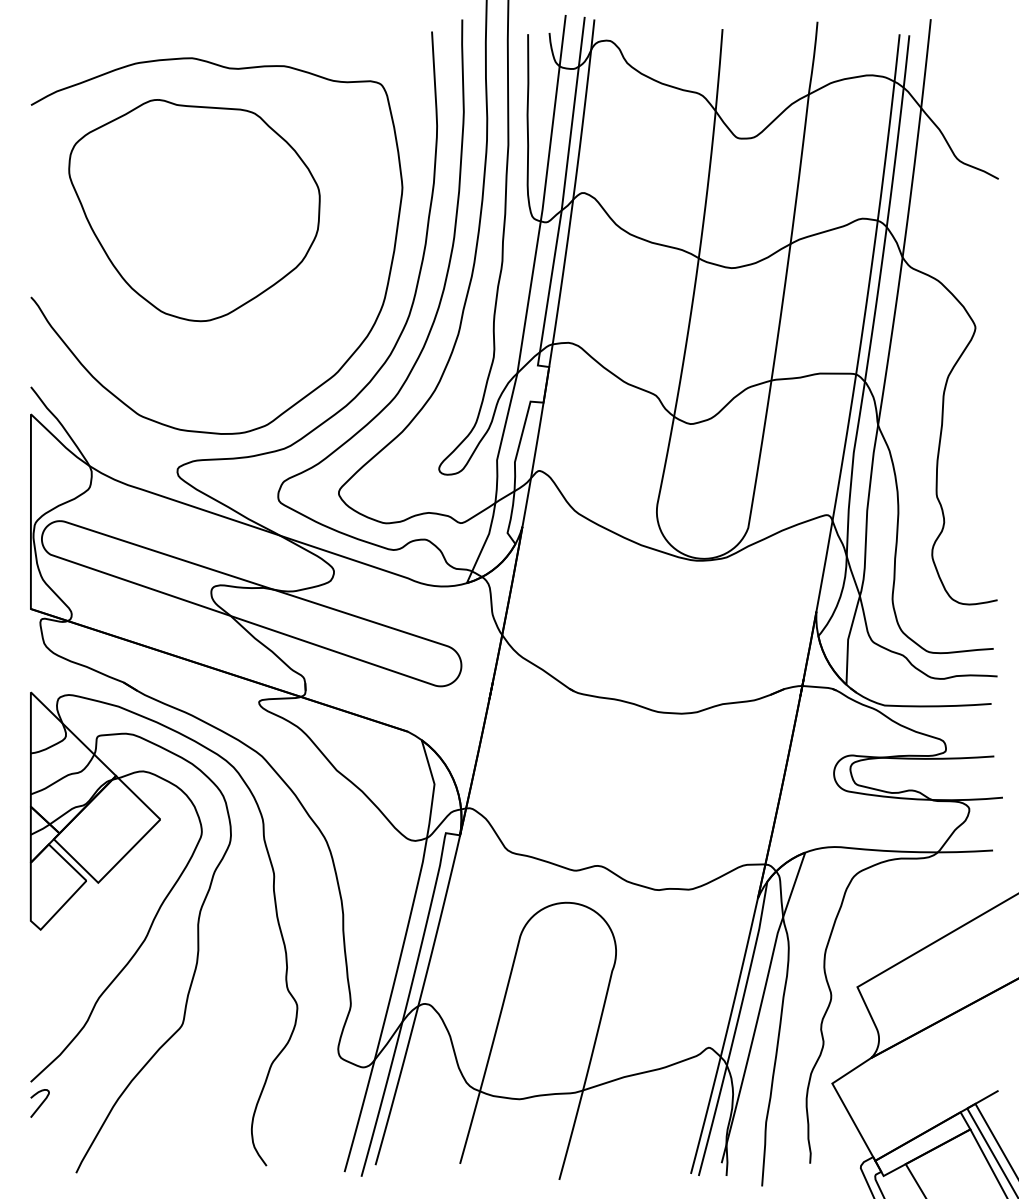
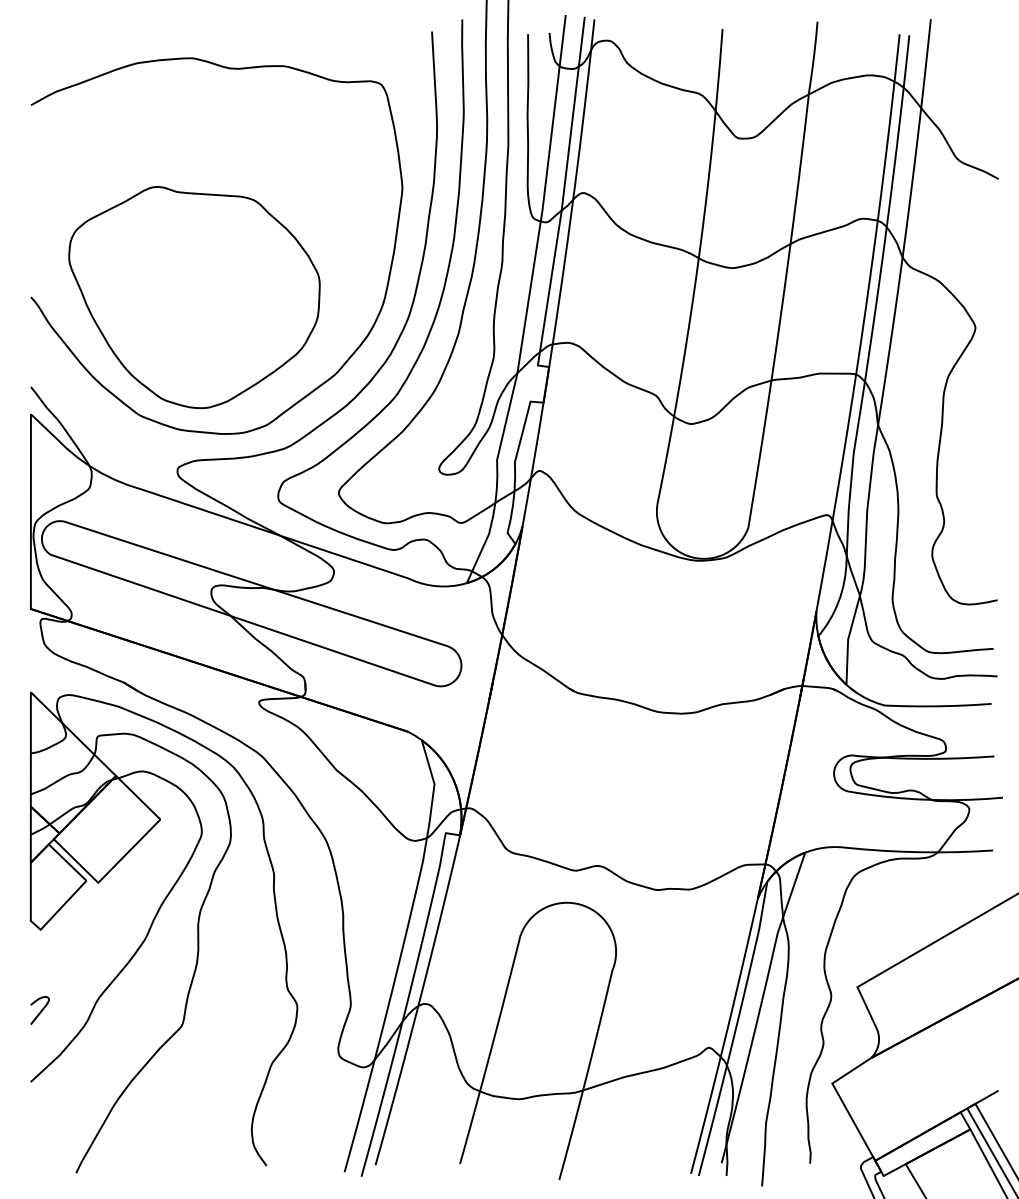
part position: (194, 210) -> (194, 297) (194, 297)
curve position: (40, 1103) -> (40, 1010) (40, 1010)
